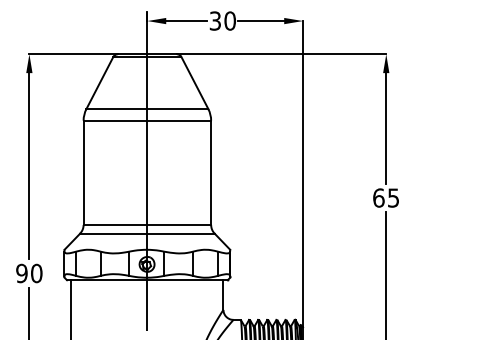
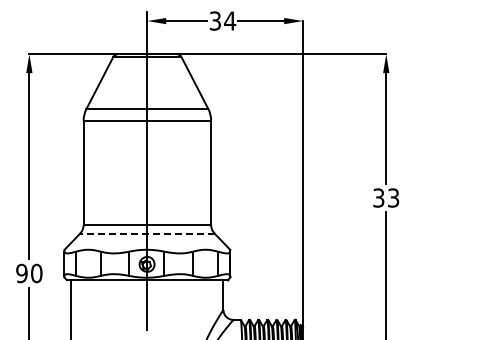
text: 30 -> 34 (230, 20)
text: 65 -> 33 (386, 197)
line: solid -> dashed (146, 233)
